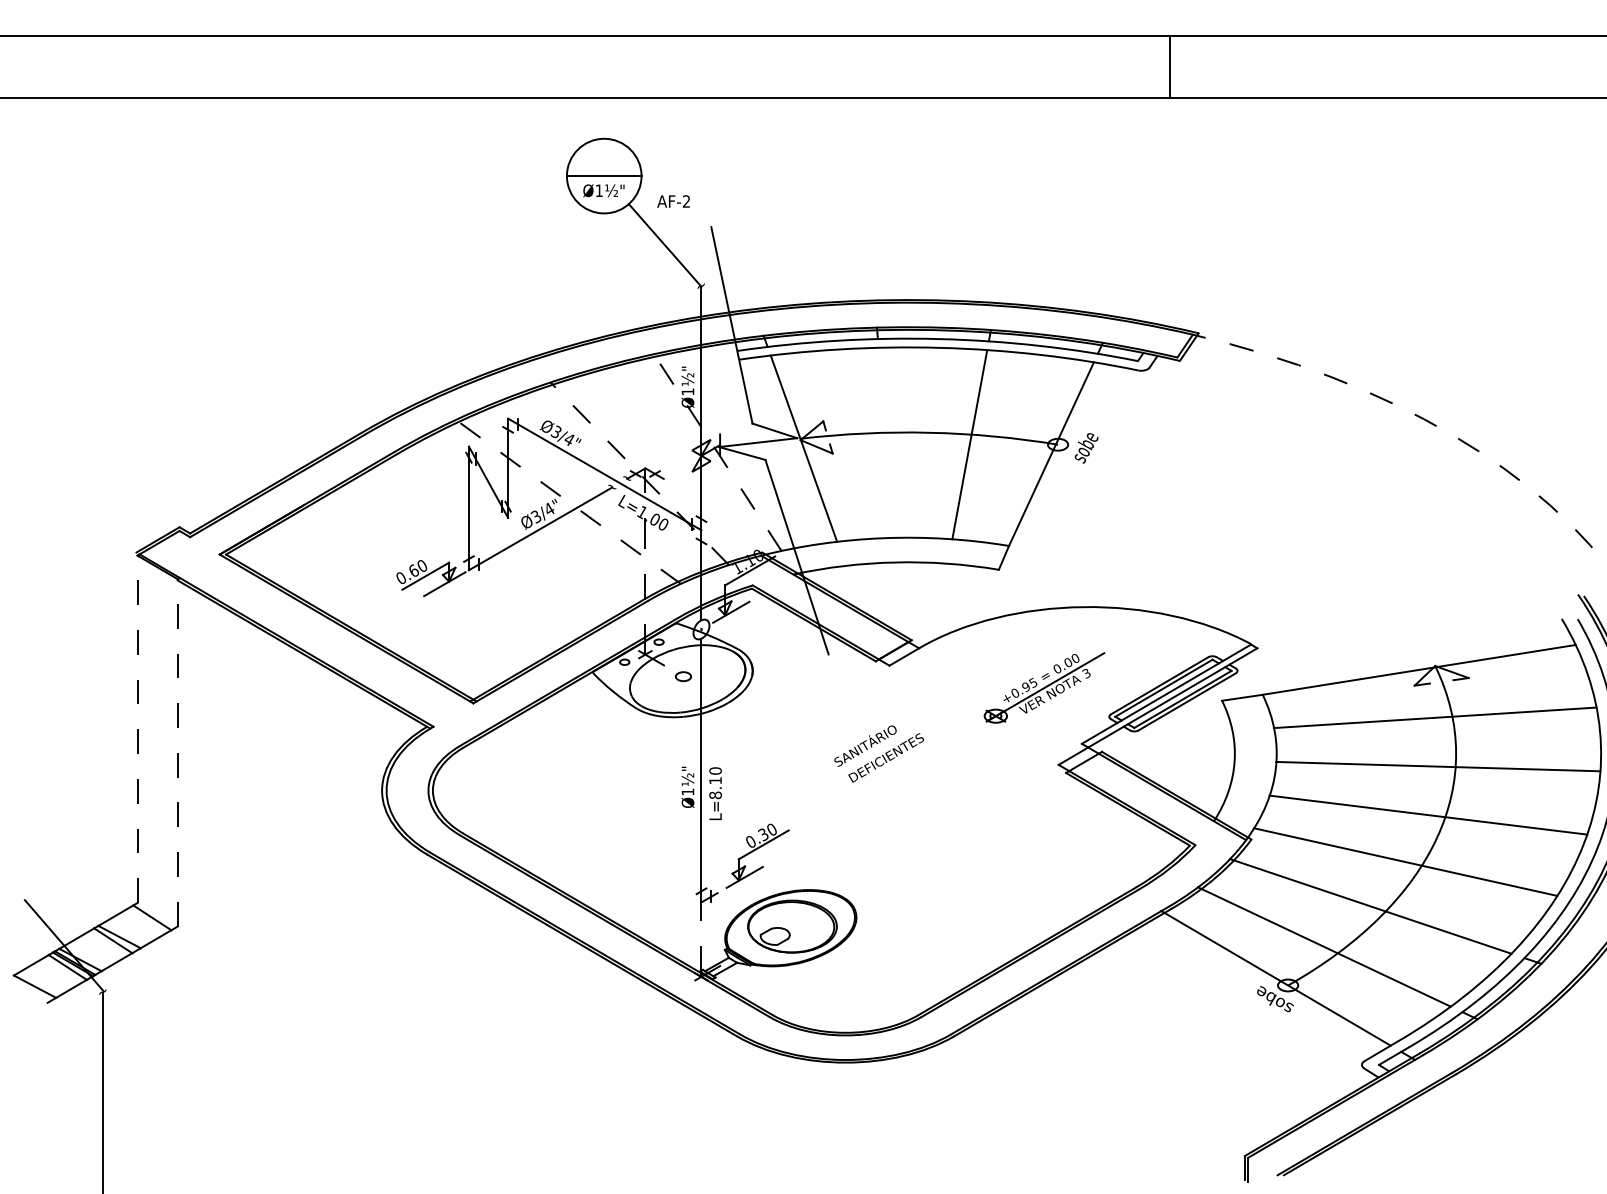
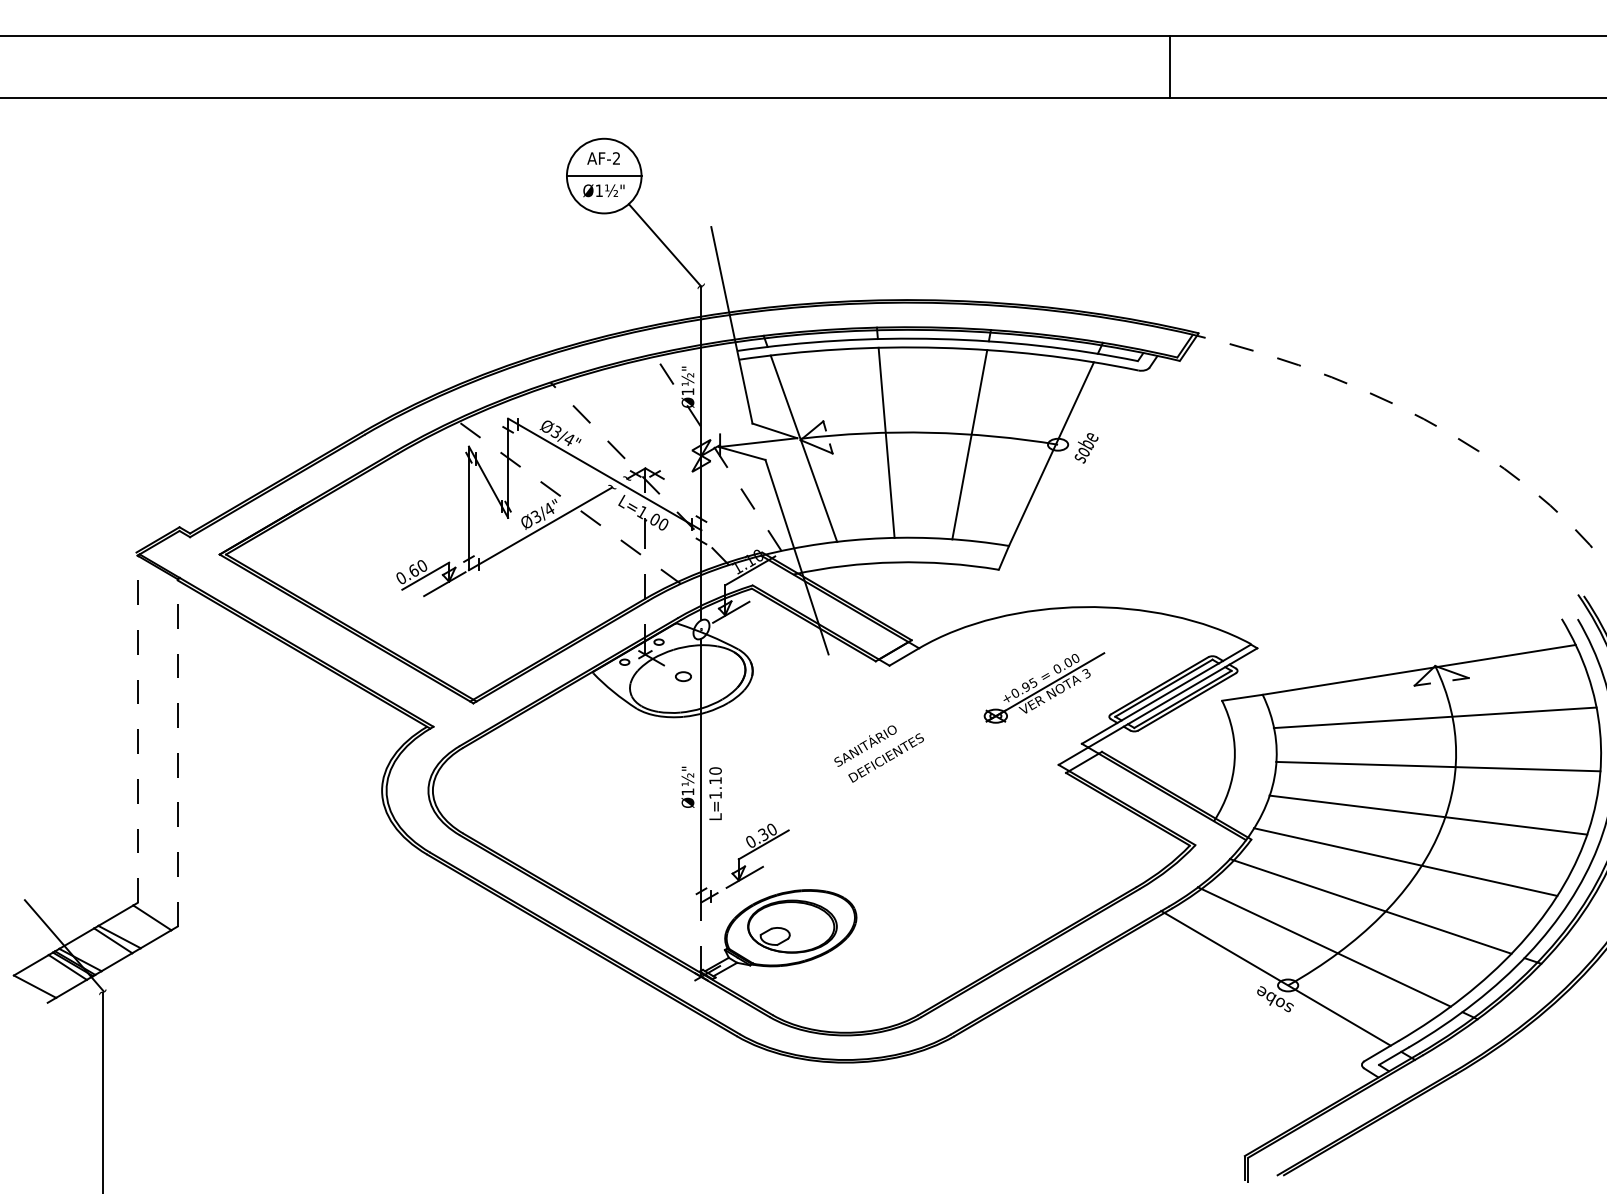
text position: (673, 201) -> (603, 158) (603, 158)
line: none -> present (886, 442)
text: L=8.10 -> L=1.10 (715, 795)
